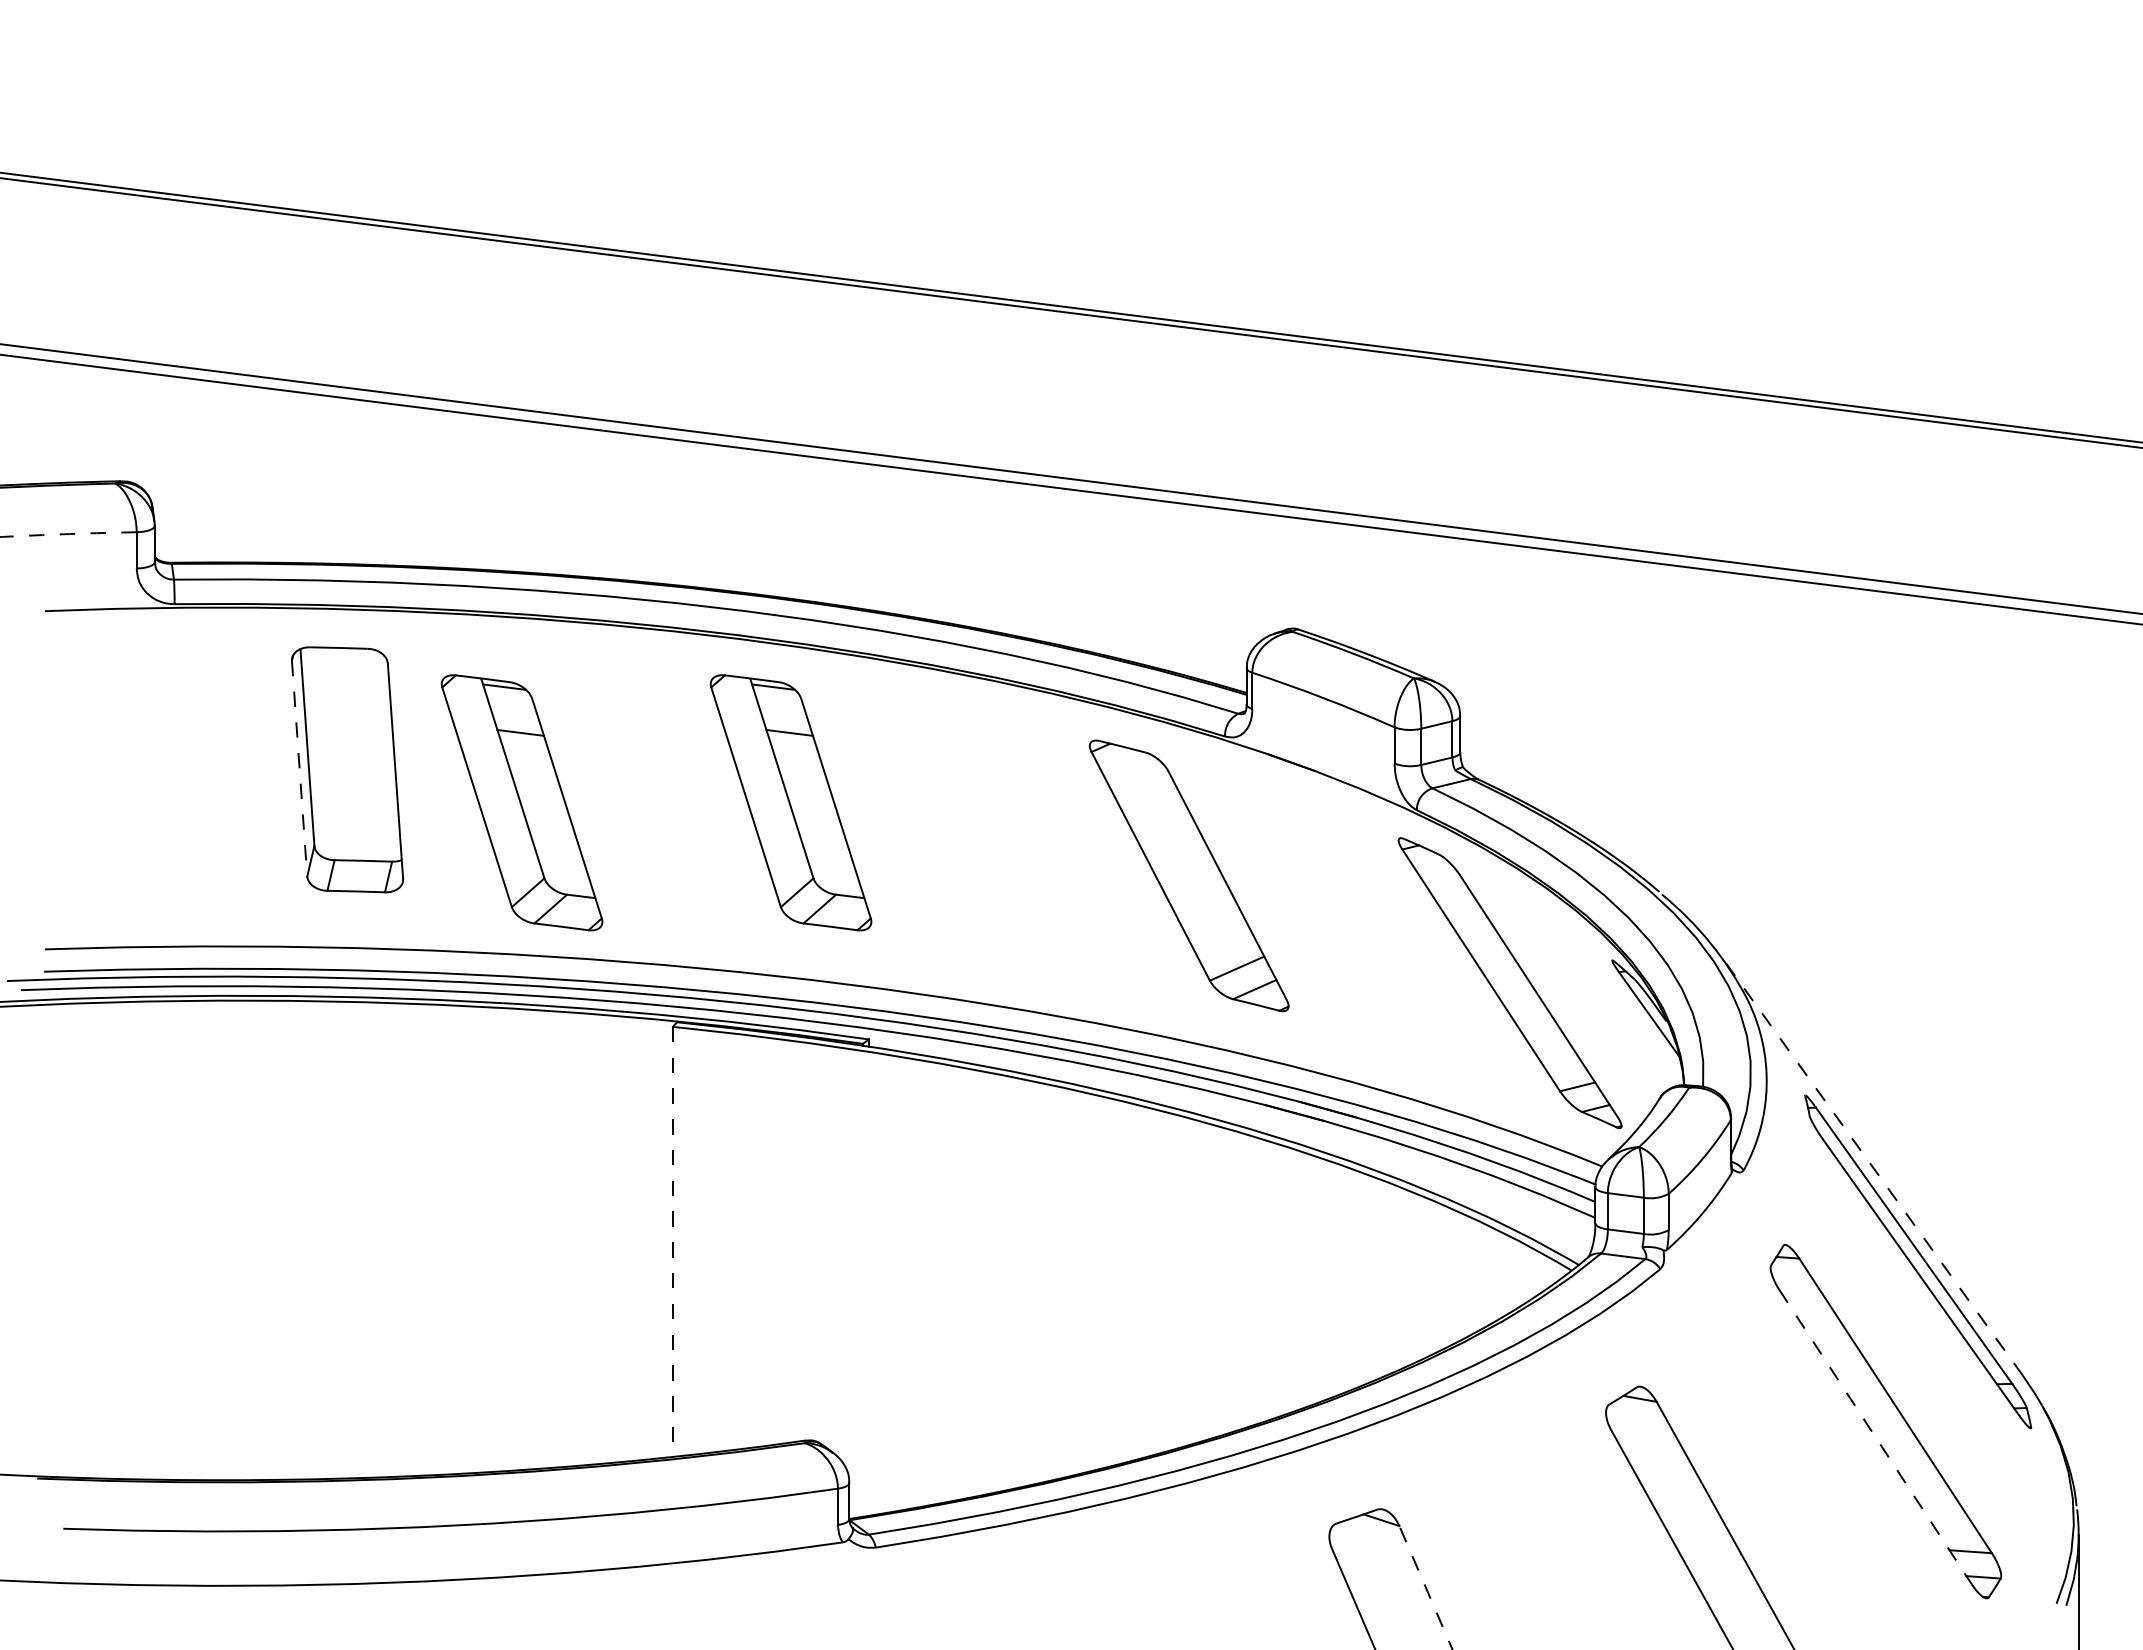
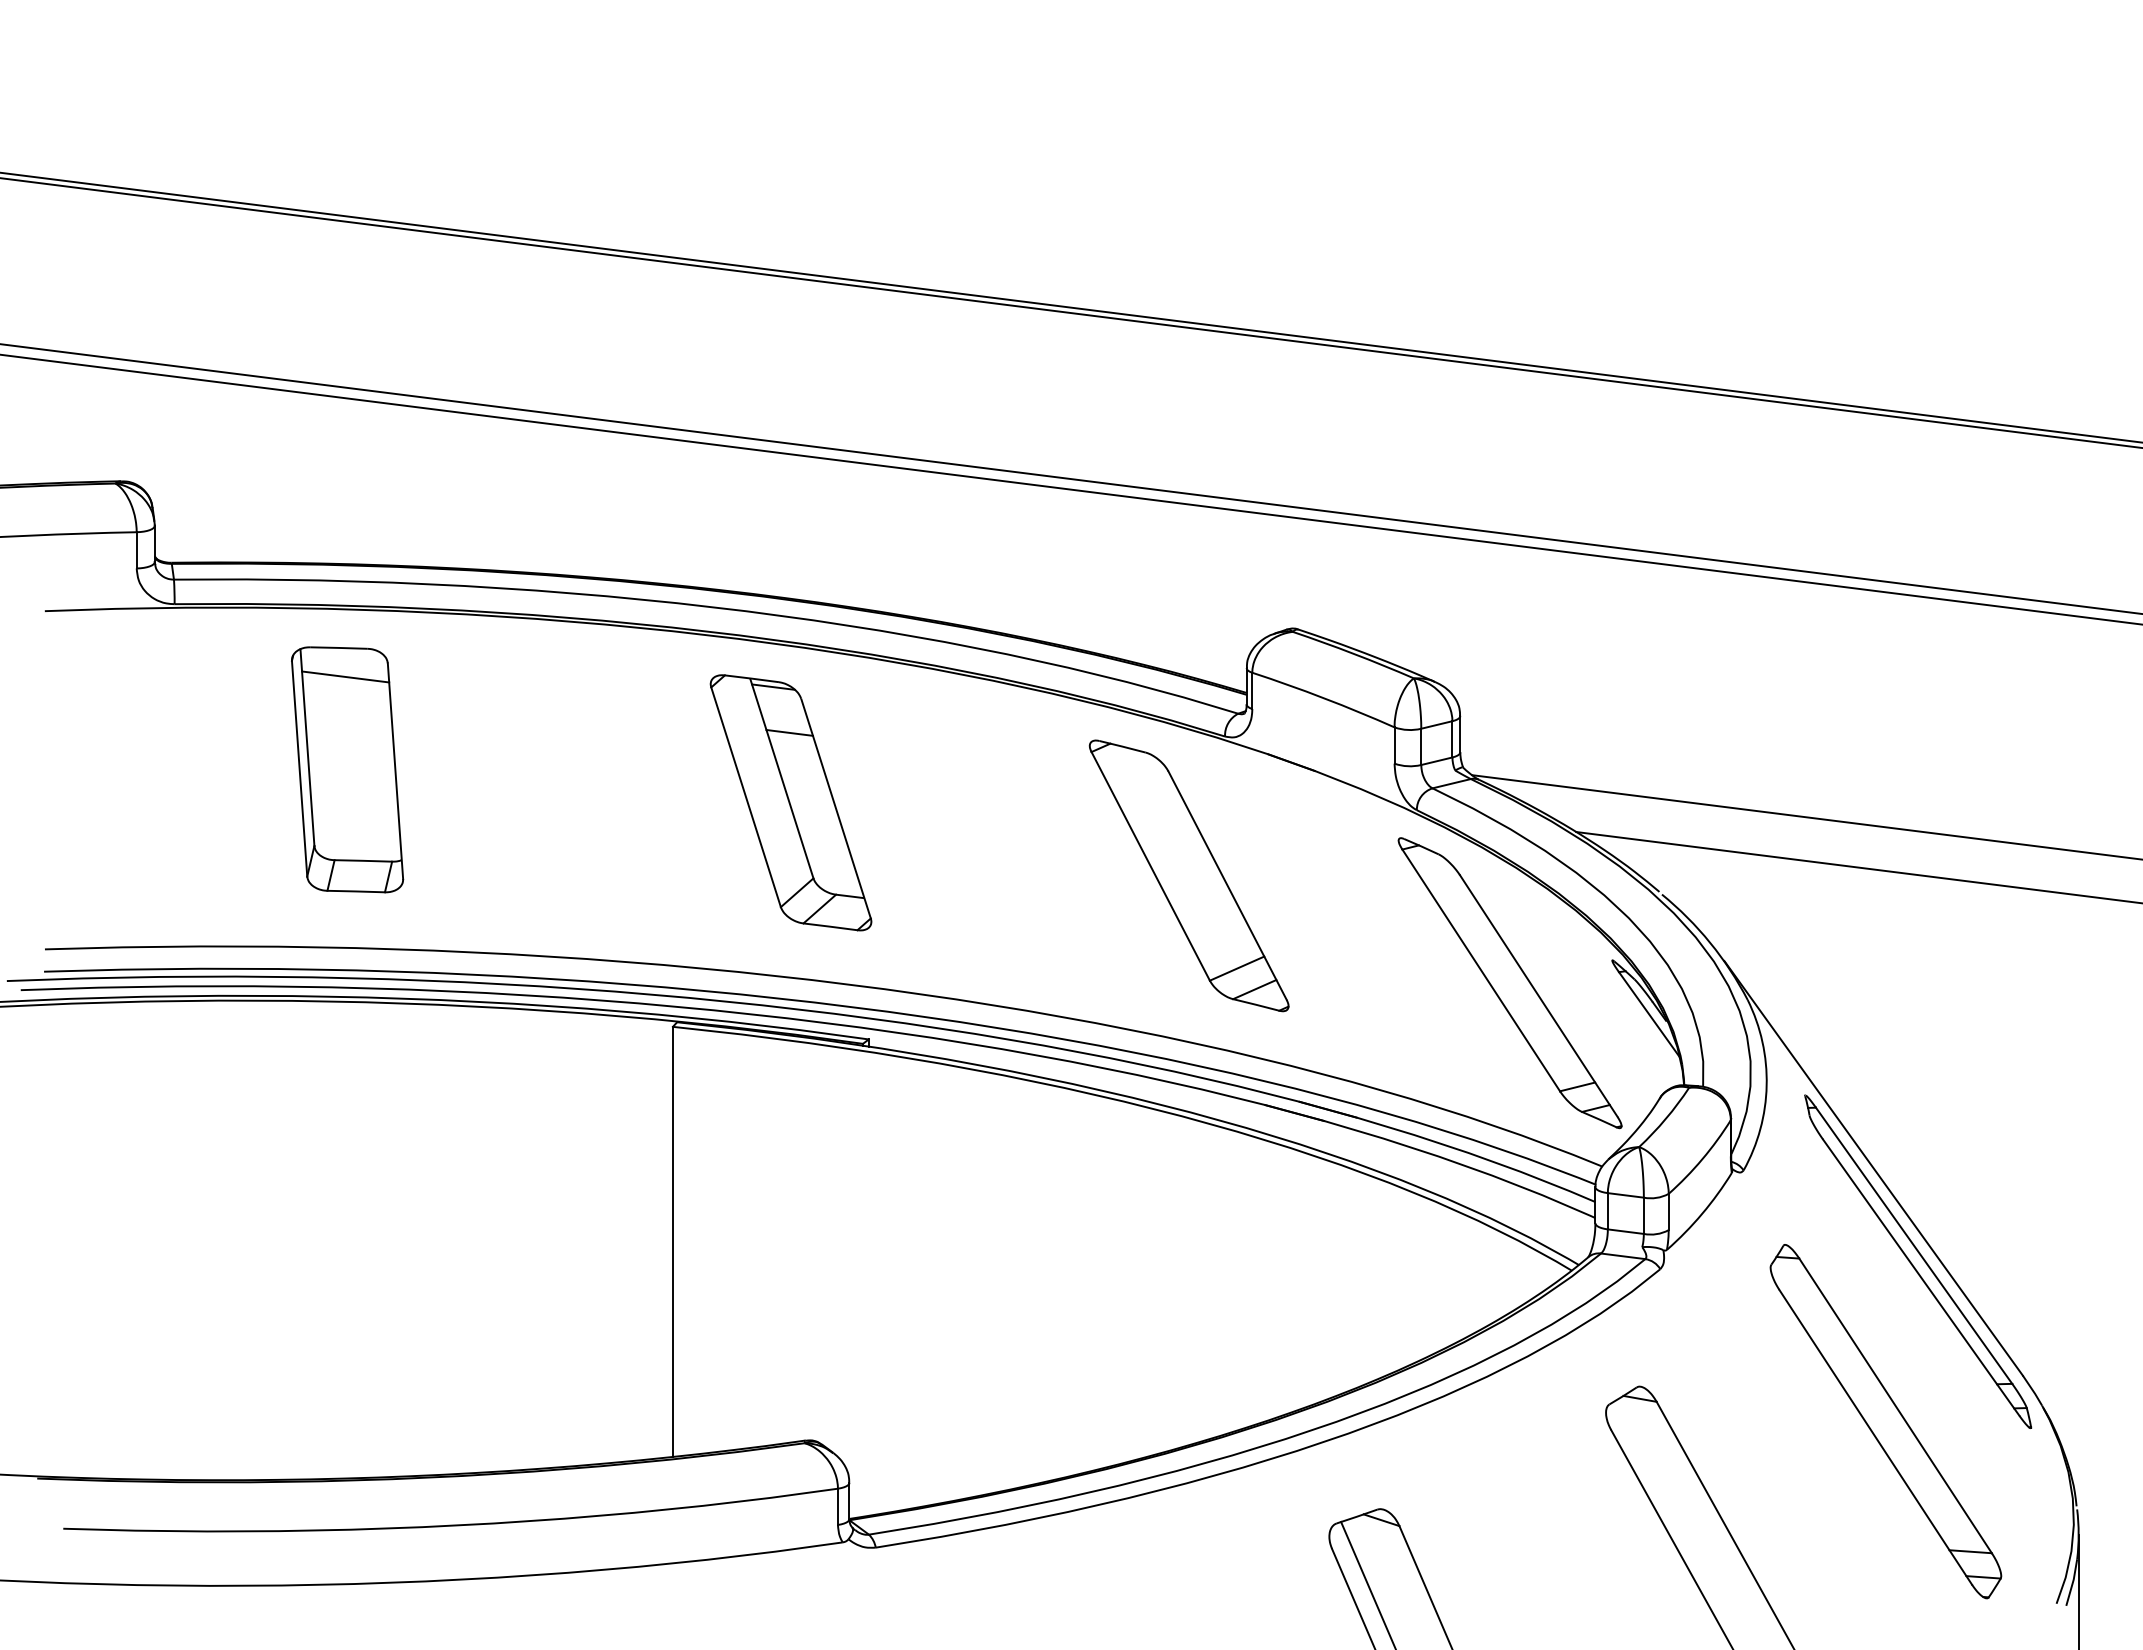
arc: dashed -> solid (67, 534)
line: none -> present (345, 676)
line: dashed -> solid (299, 769)
part: present -> none (521, 802)
line: none -> present (1805, 817)
line: none -> present (1857, 867)
line: dashed -> solid (1873, 1167)
line: dashed -> solid (672, 1242)
line: dashed -> solid (1875, 1437)
line: none -> present (1367, 1583)
line: dashed -> solid (1425, 1587)
